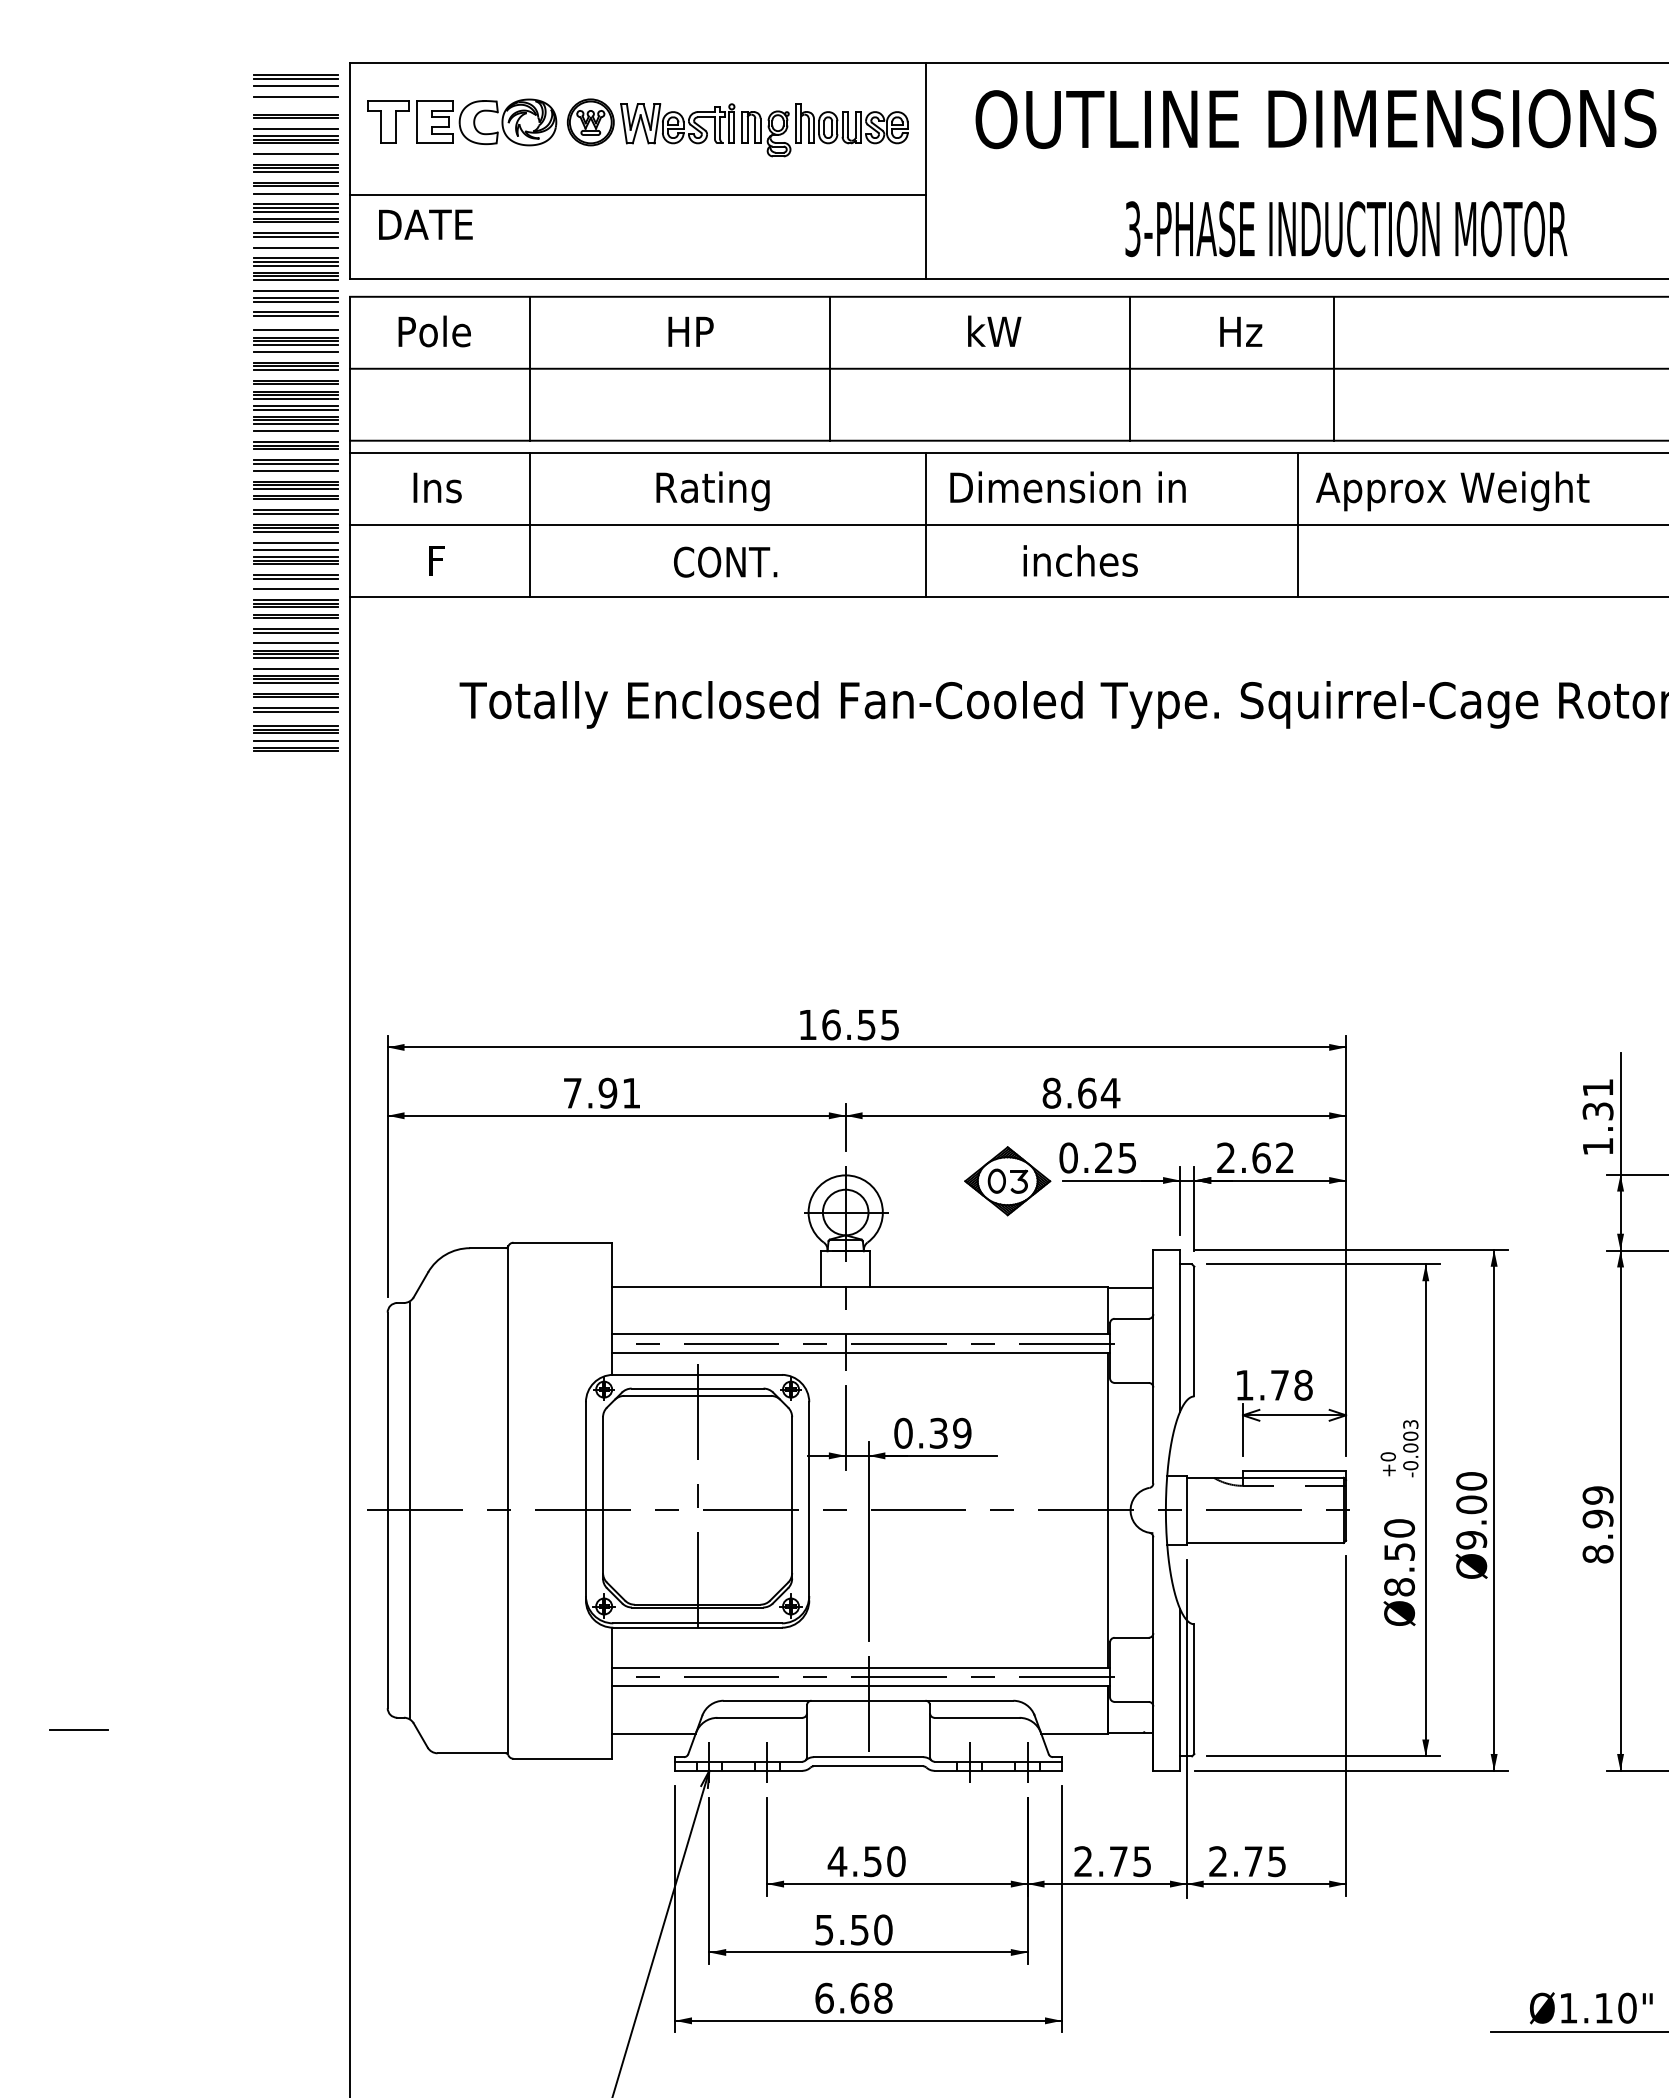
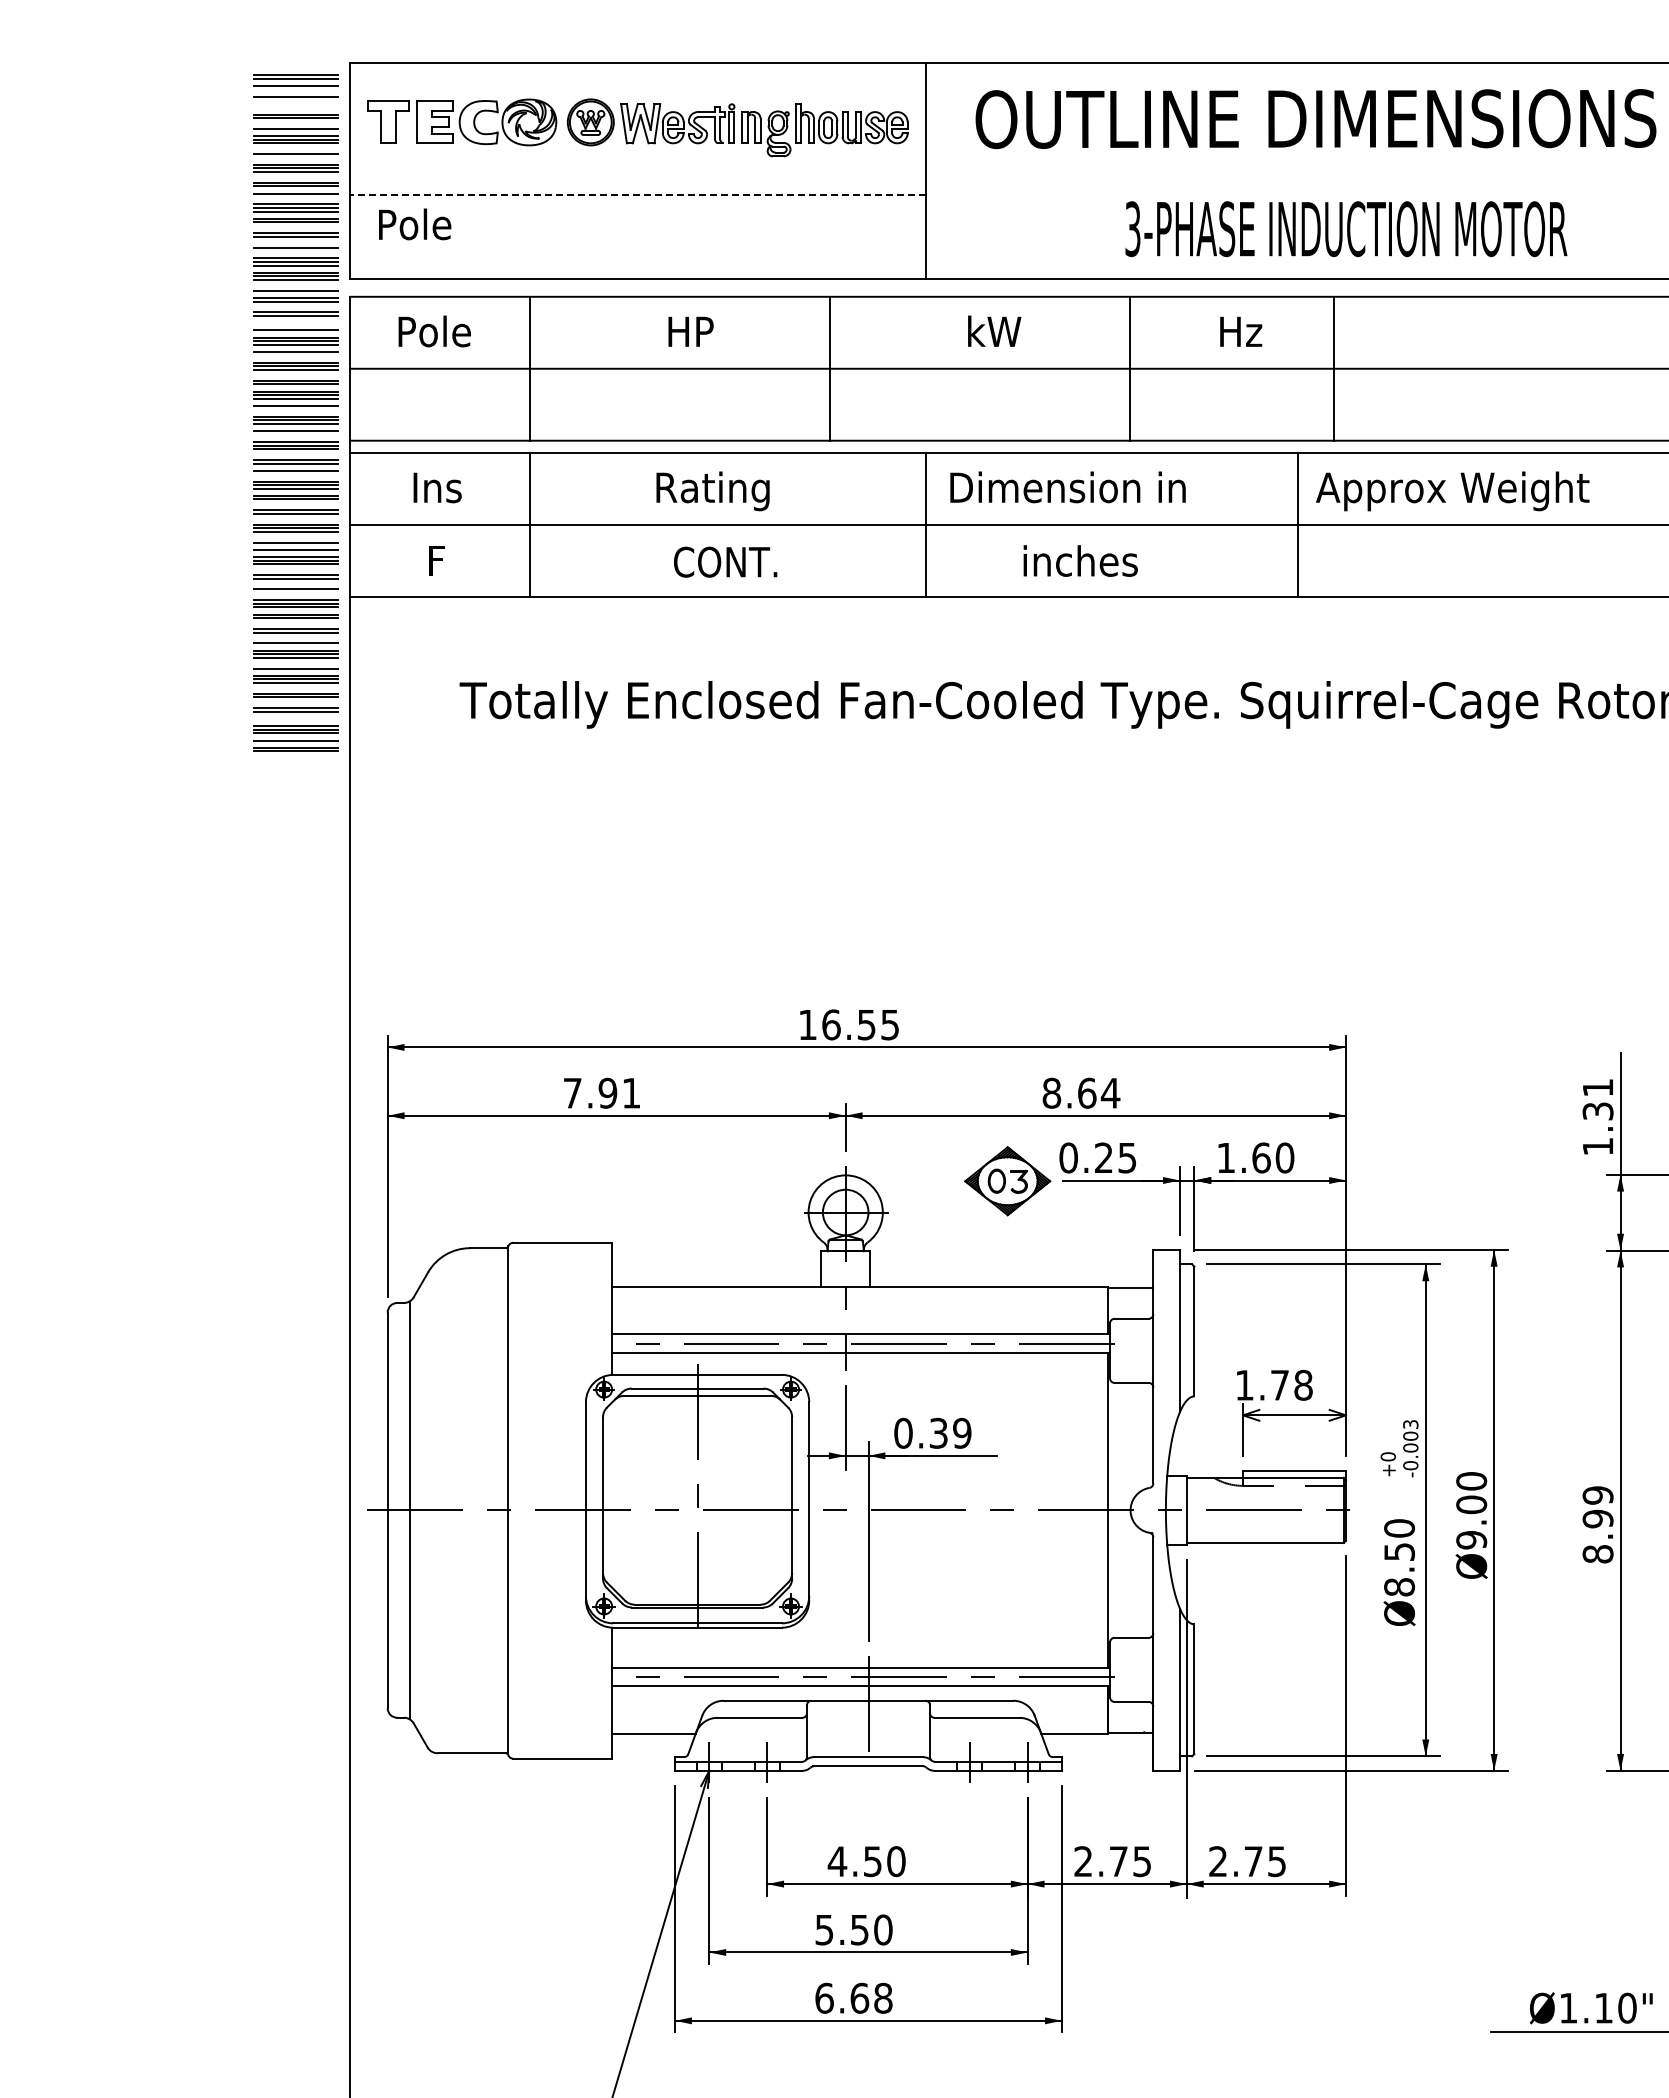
line: solid -> dashed (637, 194)
text: DATE -> Pole (427, 224)
line: present -> none (296, 409)
text: 2.62 -> 1.60 (1255, 1157)
line: present -> none (79, 1730)
